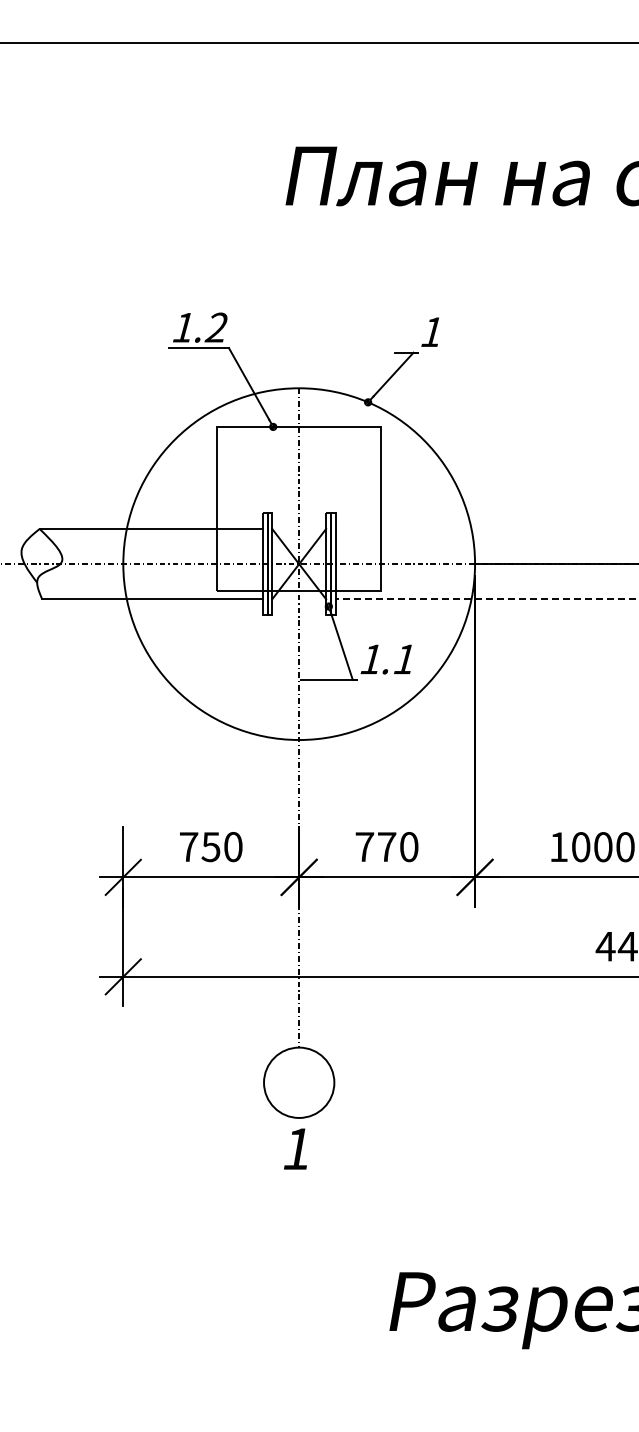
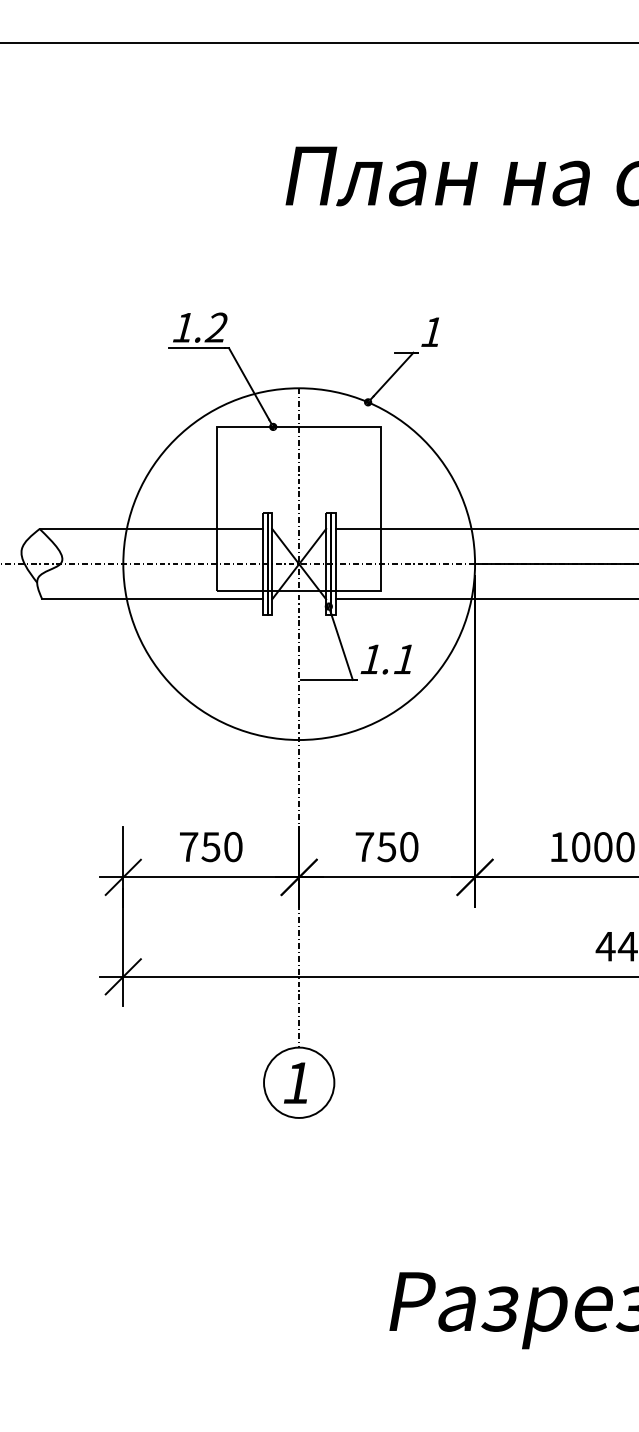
line: none -> present (485, 528)
line: dashed -> solid (486, 599)
text: 770 -> 750 (386, 847)
text position: (295, 1148) -> (295, 1082) (295, 1082)
